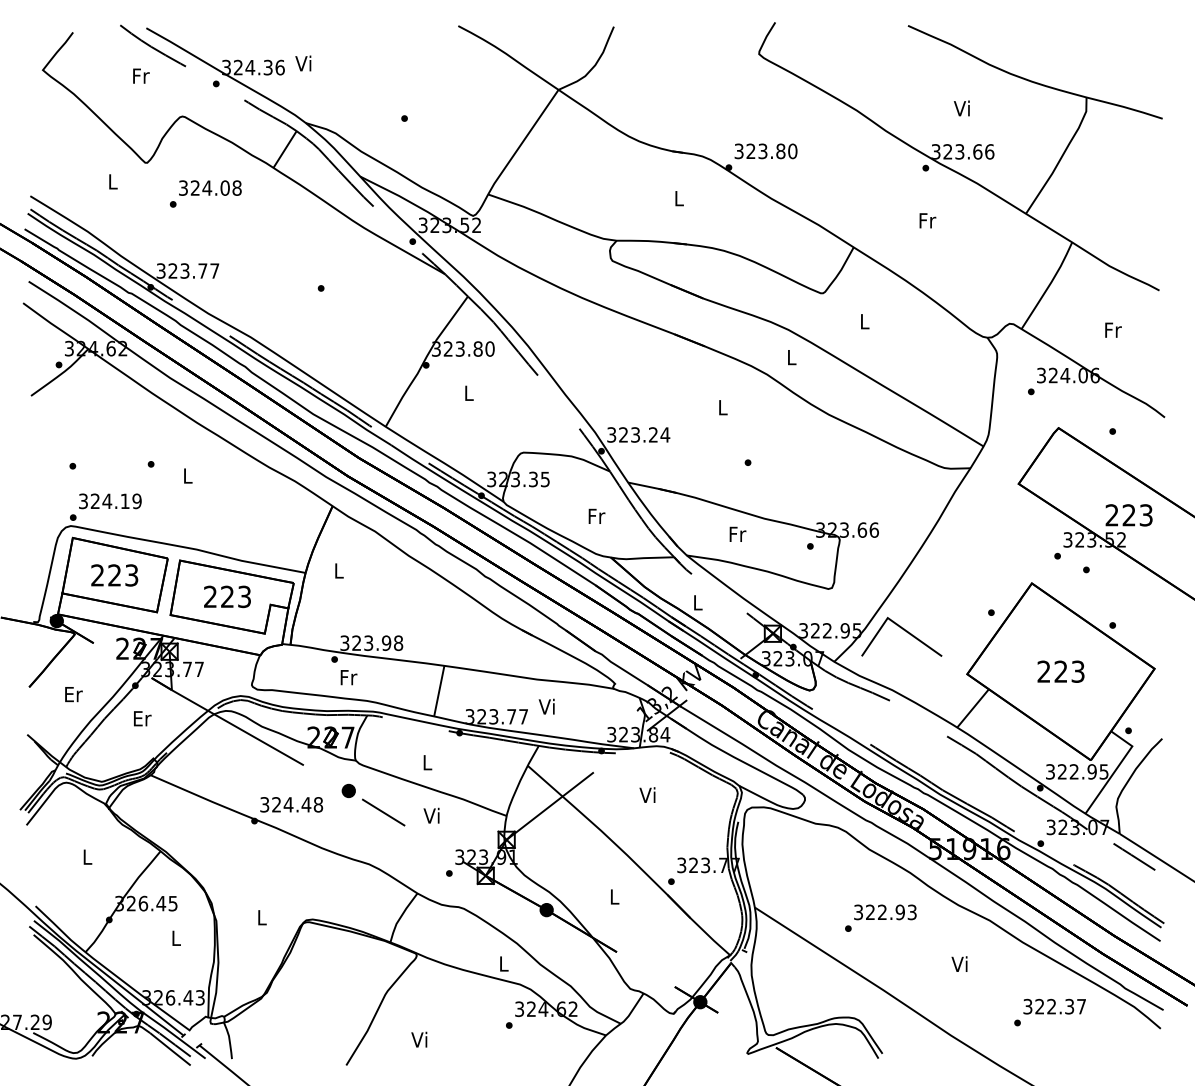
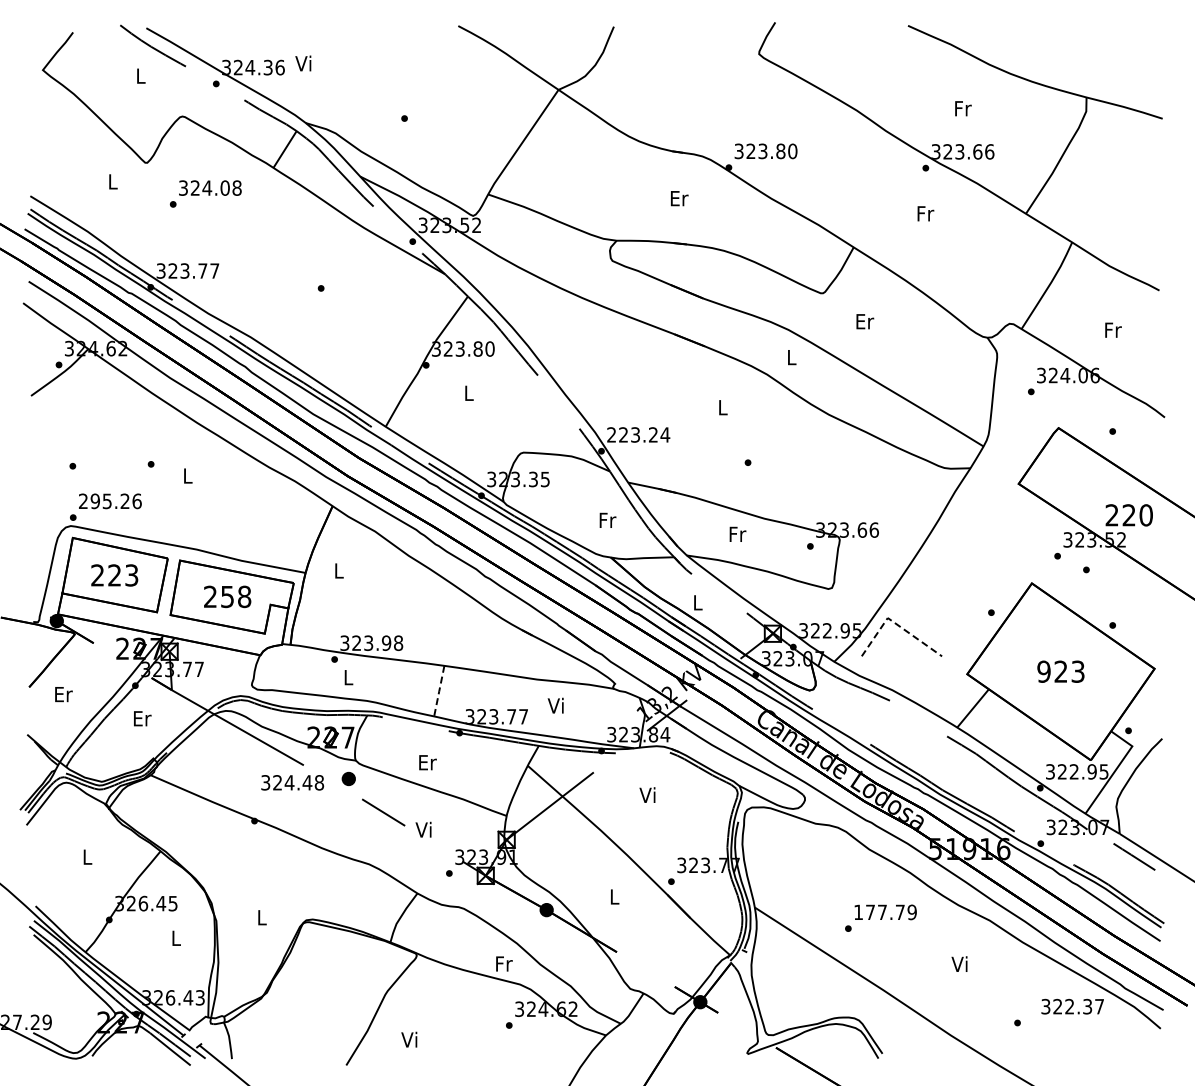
text: Fr -> L (141, 75)
text: Vi -> Fr (962, 108)
text: L -> Er (679, 198)
text position: (927, 220) -> (925, 213) (925, 213)
text: L -> Er (865, 321)
text: 323.24 -> 223.24 (611, 434)
text: 324.19 -> 295.26 (110, 501)
text position: (596, 515) -> (607, 519) (607, 519)
text: 223 -> 220 (1145, 515)
text: 223 -> 258 (236, 596)
line: solid -> dashed (895, 623)
text: 223 -> 923 (1043, 671)
text: Fr -> L (348, 677)
line: solid -> dashed (439, 691)
text position: (73, 694) -> (63, 694) (63, 694)
text position: (546, 706) -> (555, 705) (555, 705)
text: L -> Er (427, 762)
part position: (348, 790) -> (348, 778) (348, 778)
text position: (291, 804) -> (292, 782) (292, 782)
text position: (431, 815) -> (423, 829) (423, 829)
text: 322.93 -> 177.79 (885, 912)
text: L -> Fr (504, 963)
text position: (1054, 1006) -> (1072, 1006) (1072, 1006)
text position: (419, 1039) -> (409, 1039) (409, 1039)
